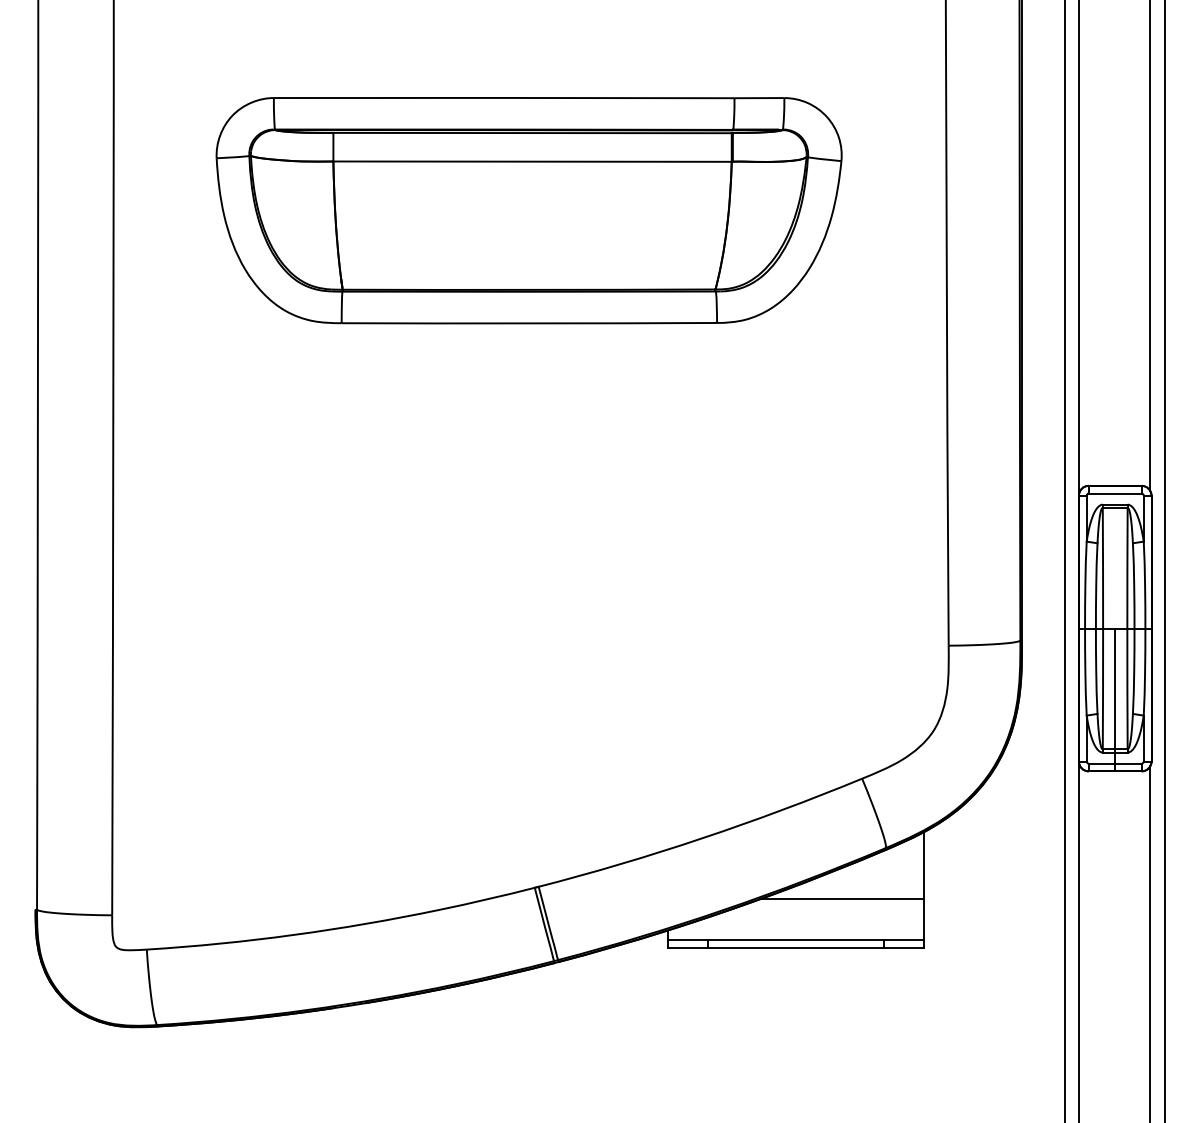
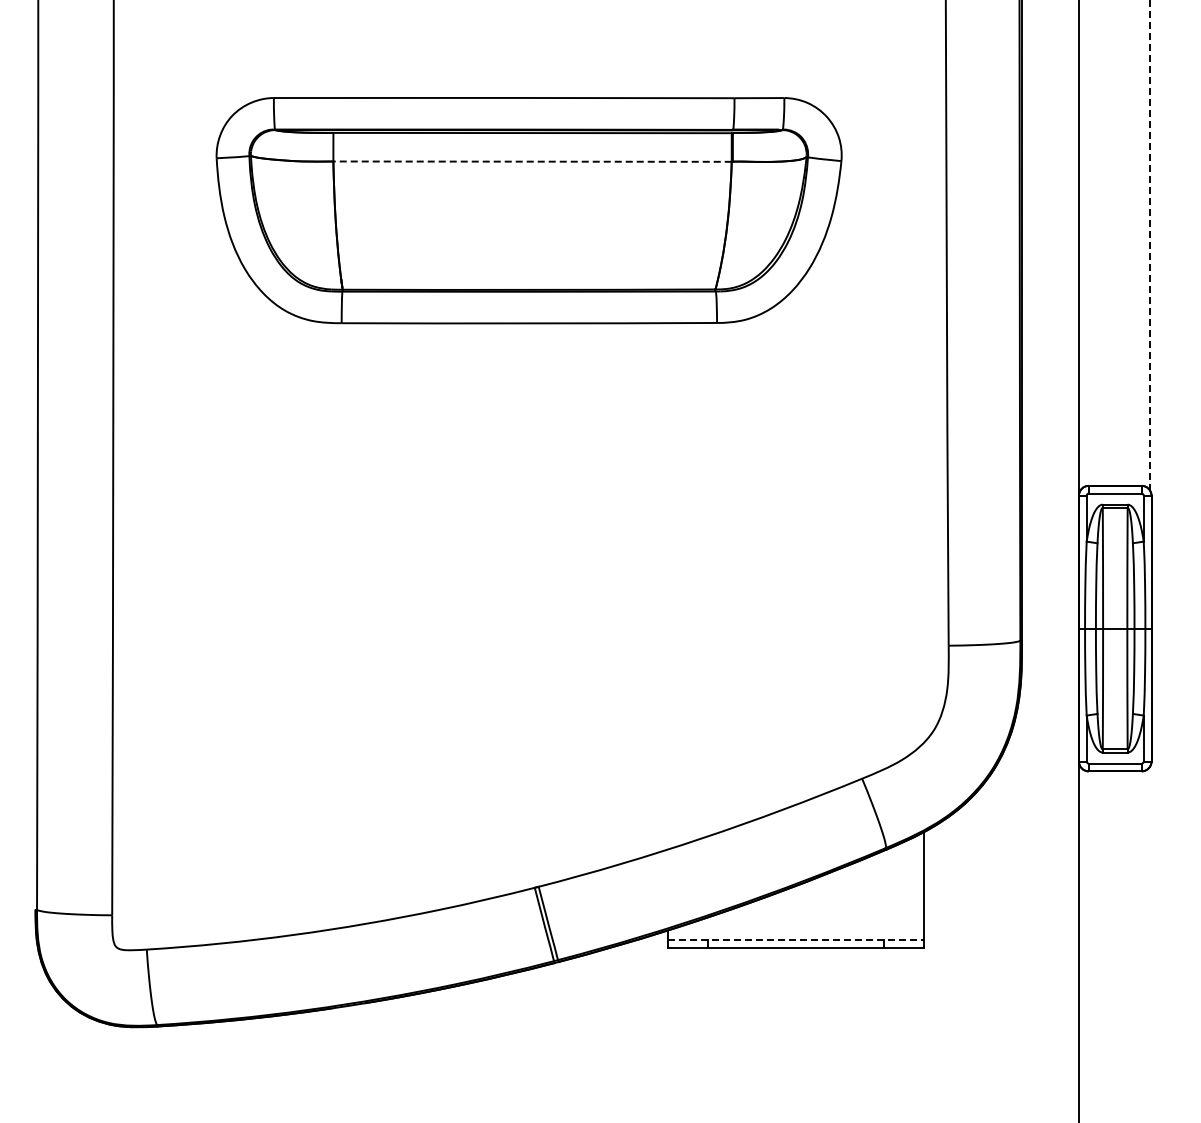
line: solid -> dashed (532, 161)
line: solid -> dashed (1150, 245)
line: present -> none (1064, 560)
line: present -> none (1164, 560)
line: present -> none (1115, 699)
line: present -> none (841, 899)
line: solid -> dashed (796, 940)
line: present -> none (1150, 942)
